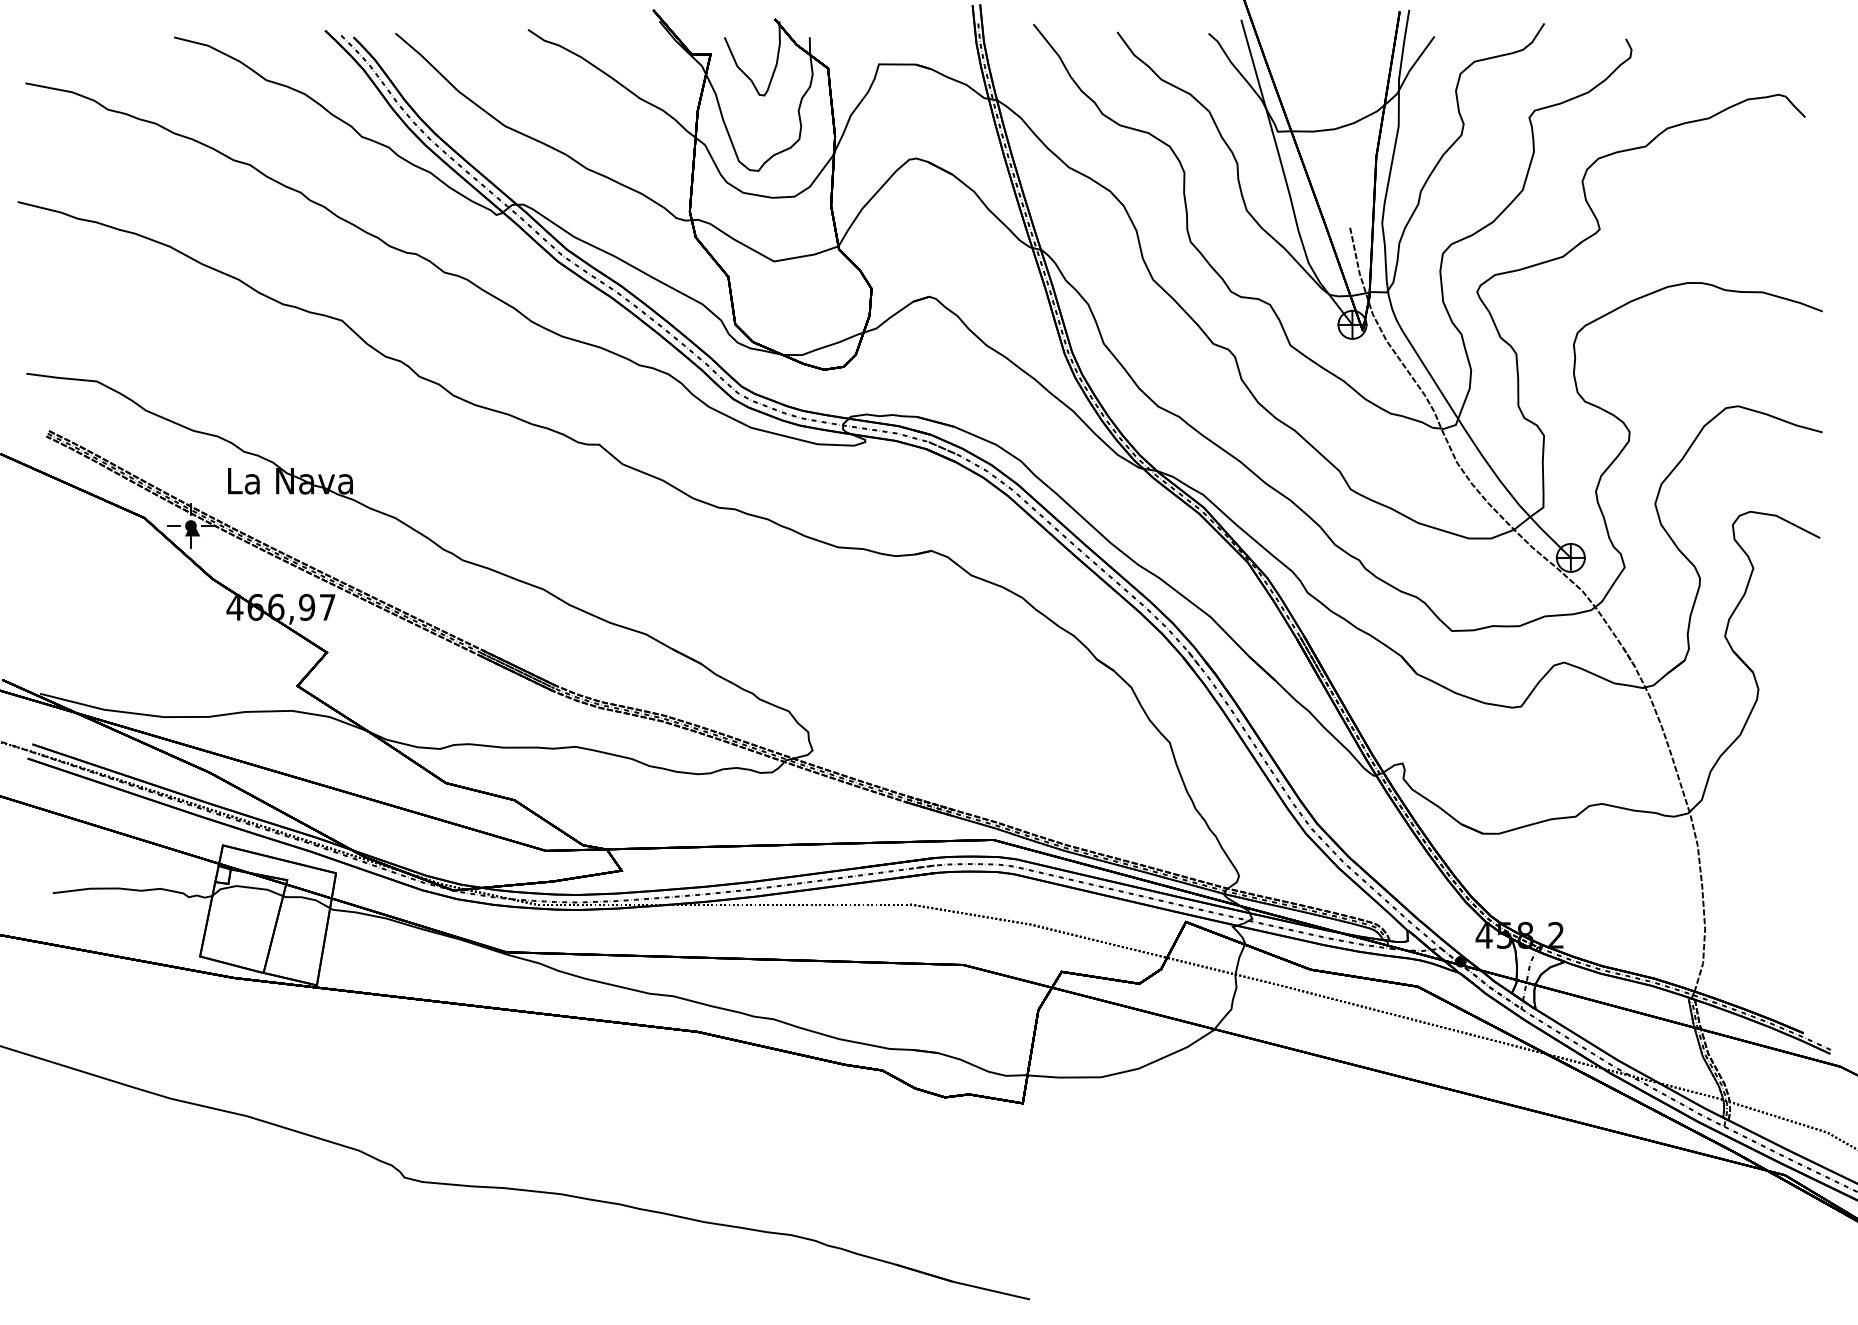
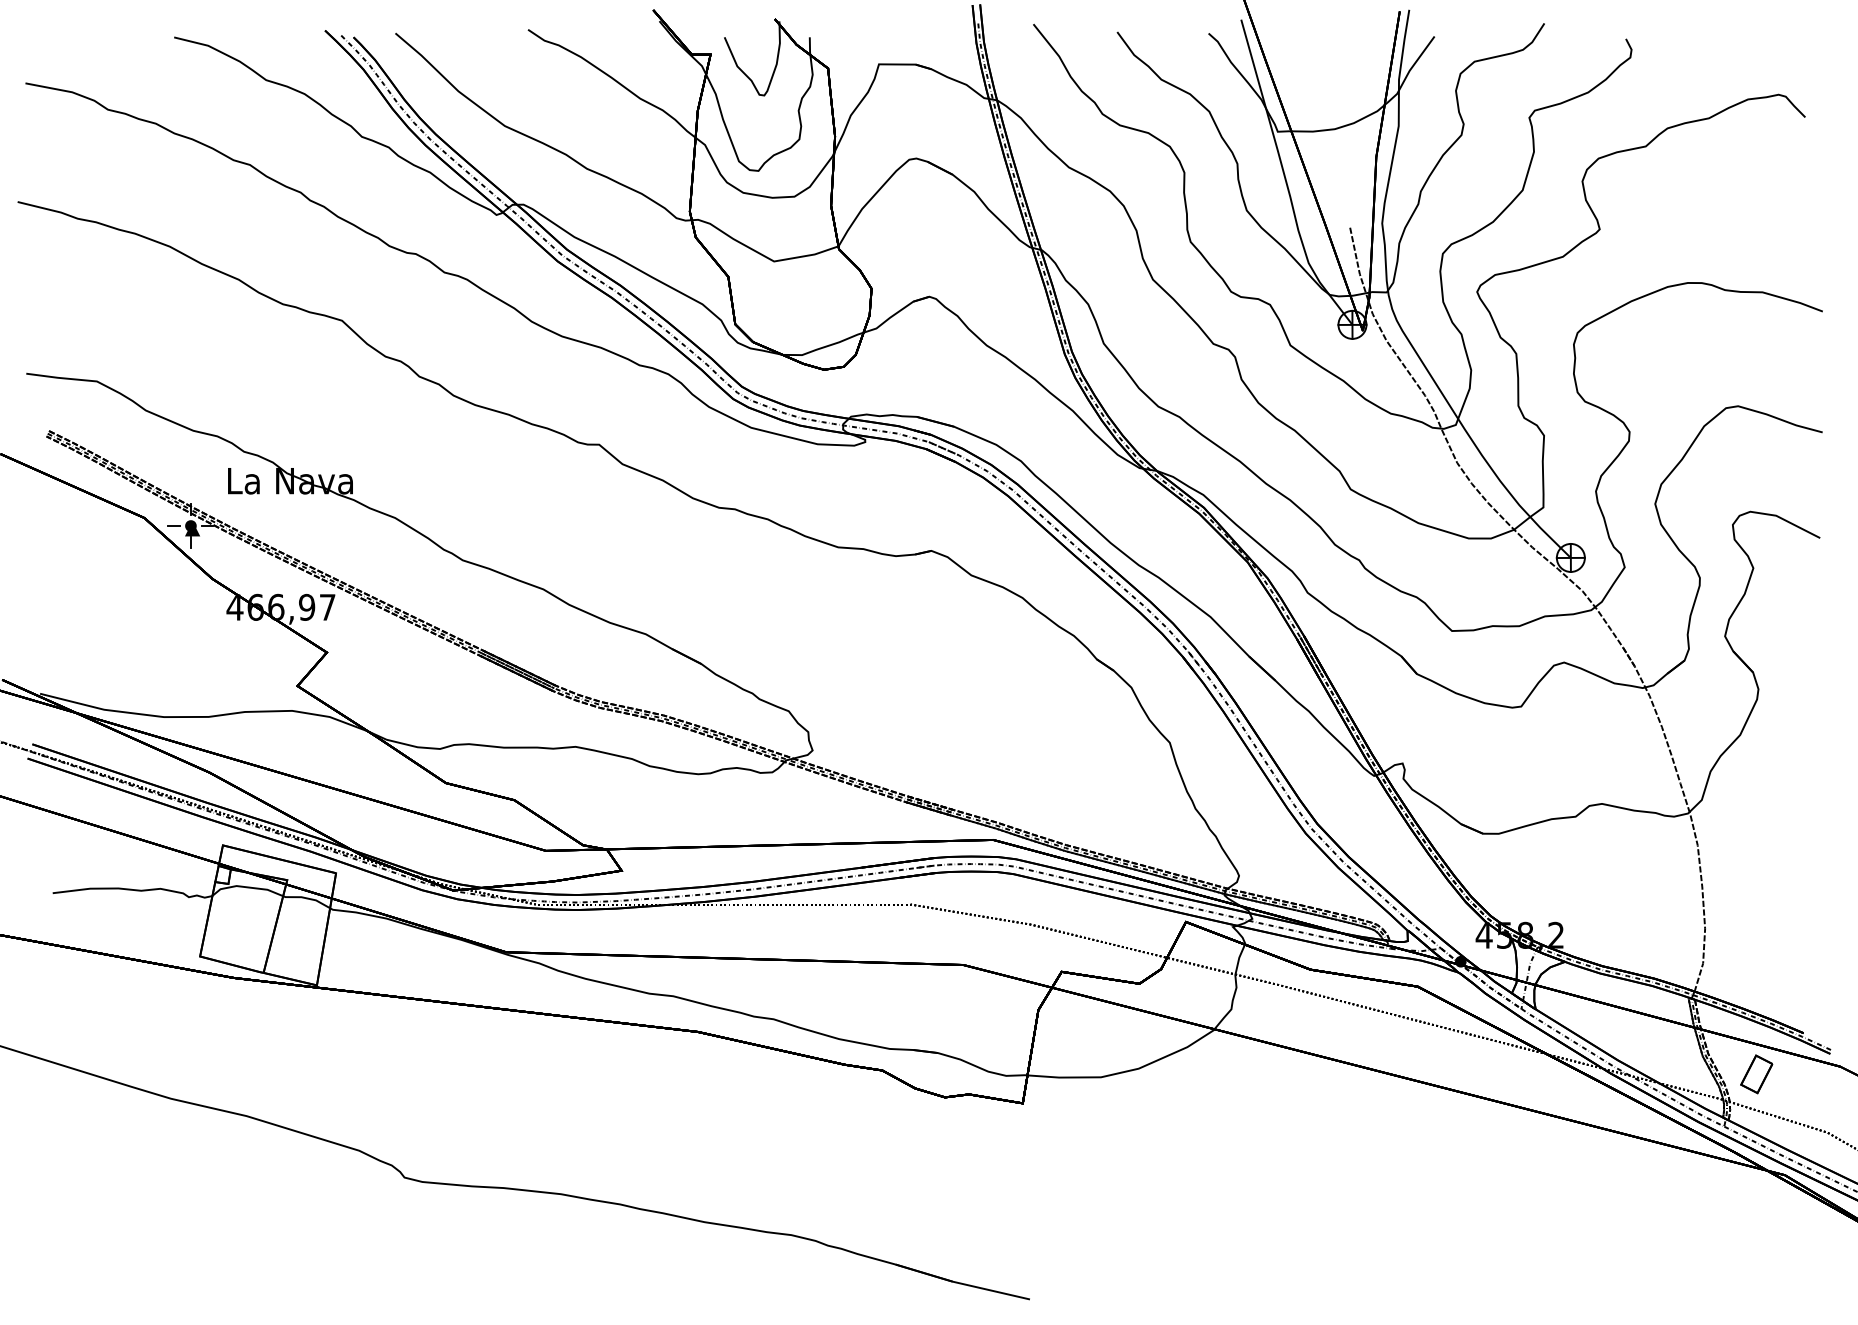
part: none -> present (1756, 1074)
